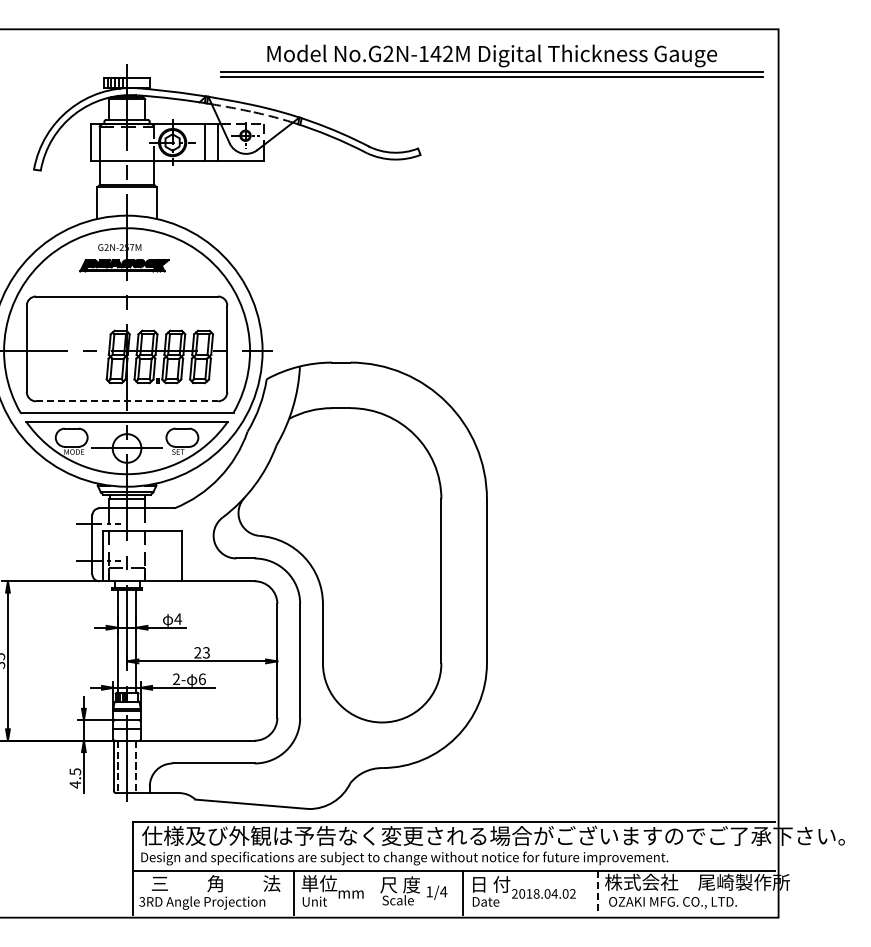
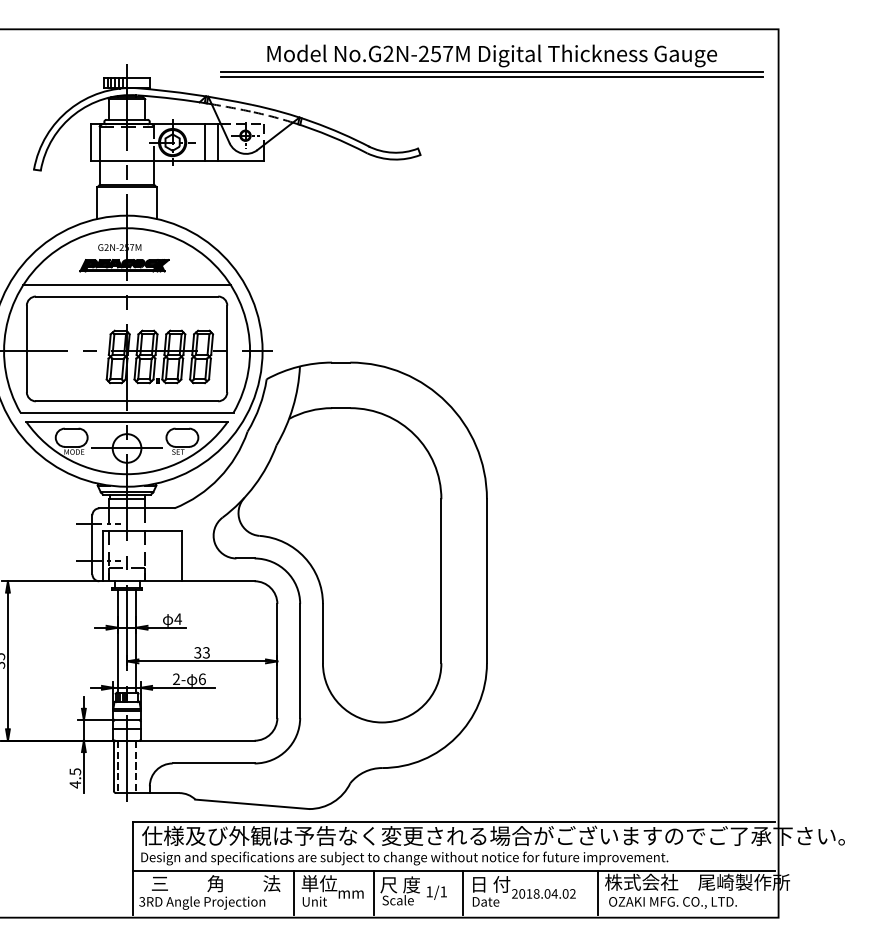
text: No.G2N-142M -> No.G2N-257M (436, 53)
line: none -> present (126, 285)
line: dashed -> solid (127, 401)
text: 23 -> 33 (197, 652)
text: 1/4 -> 1/1 (443, 891)
line: none -> present (373, 892)
line: dashed -> solid (598, 892)
